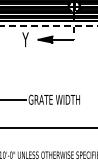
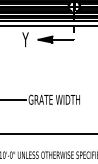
line: dashed -> solid (48, 25)
line position: (48, 127) -> (48, 133) (48, 133)
